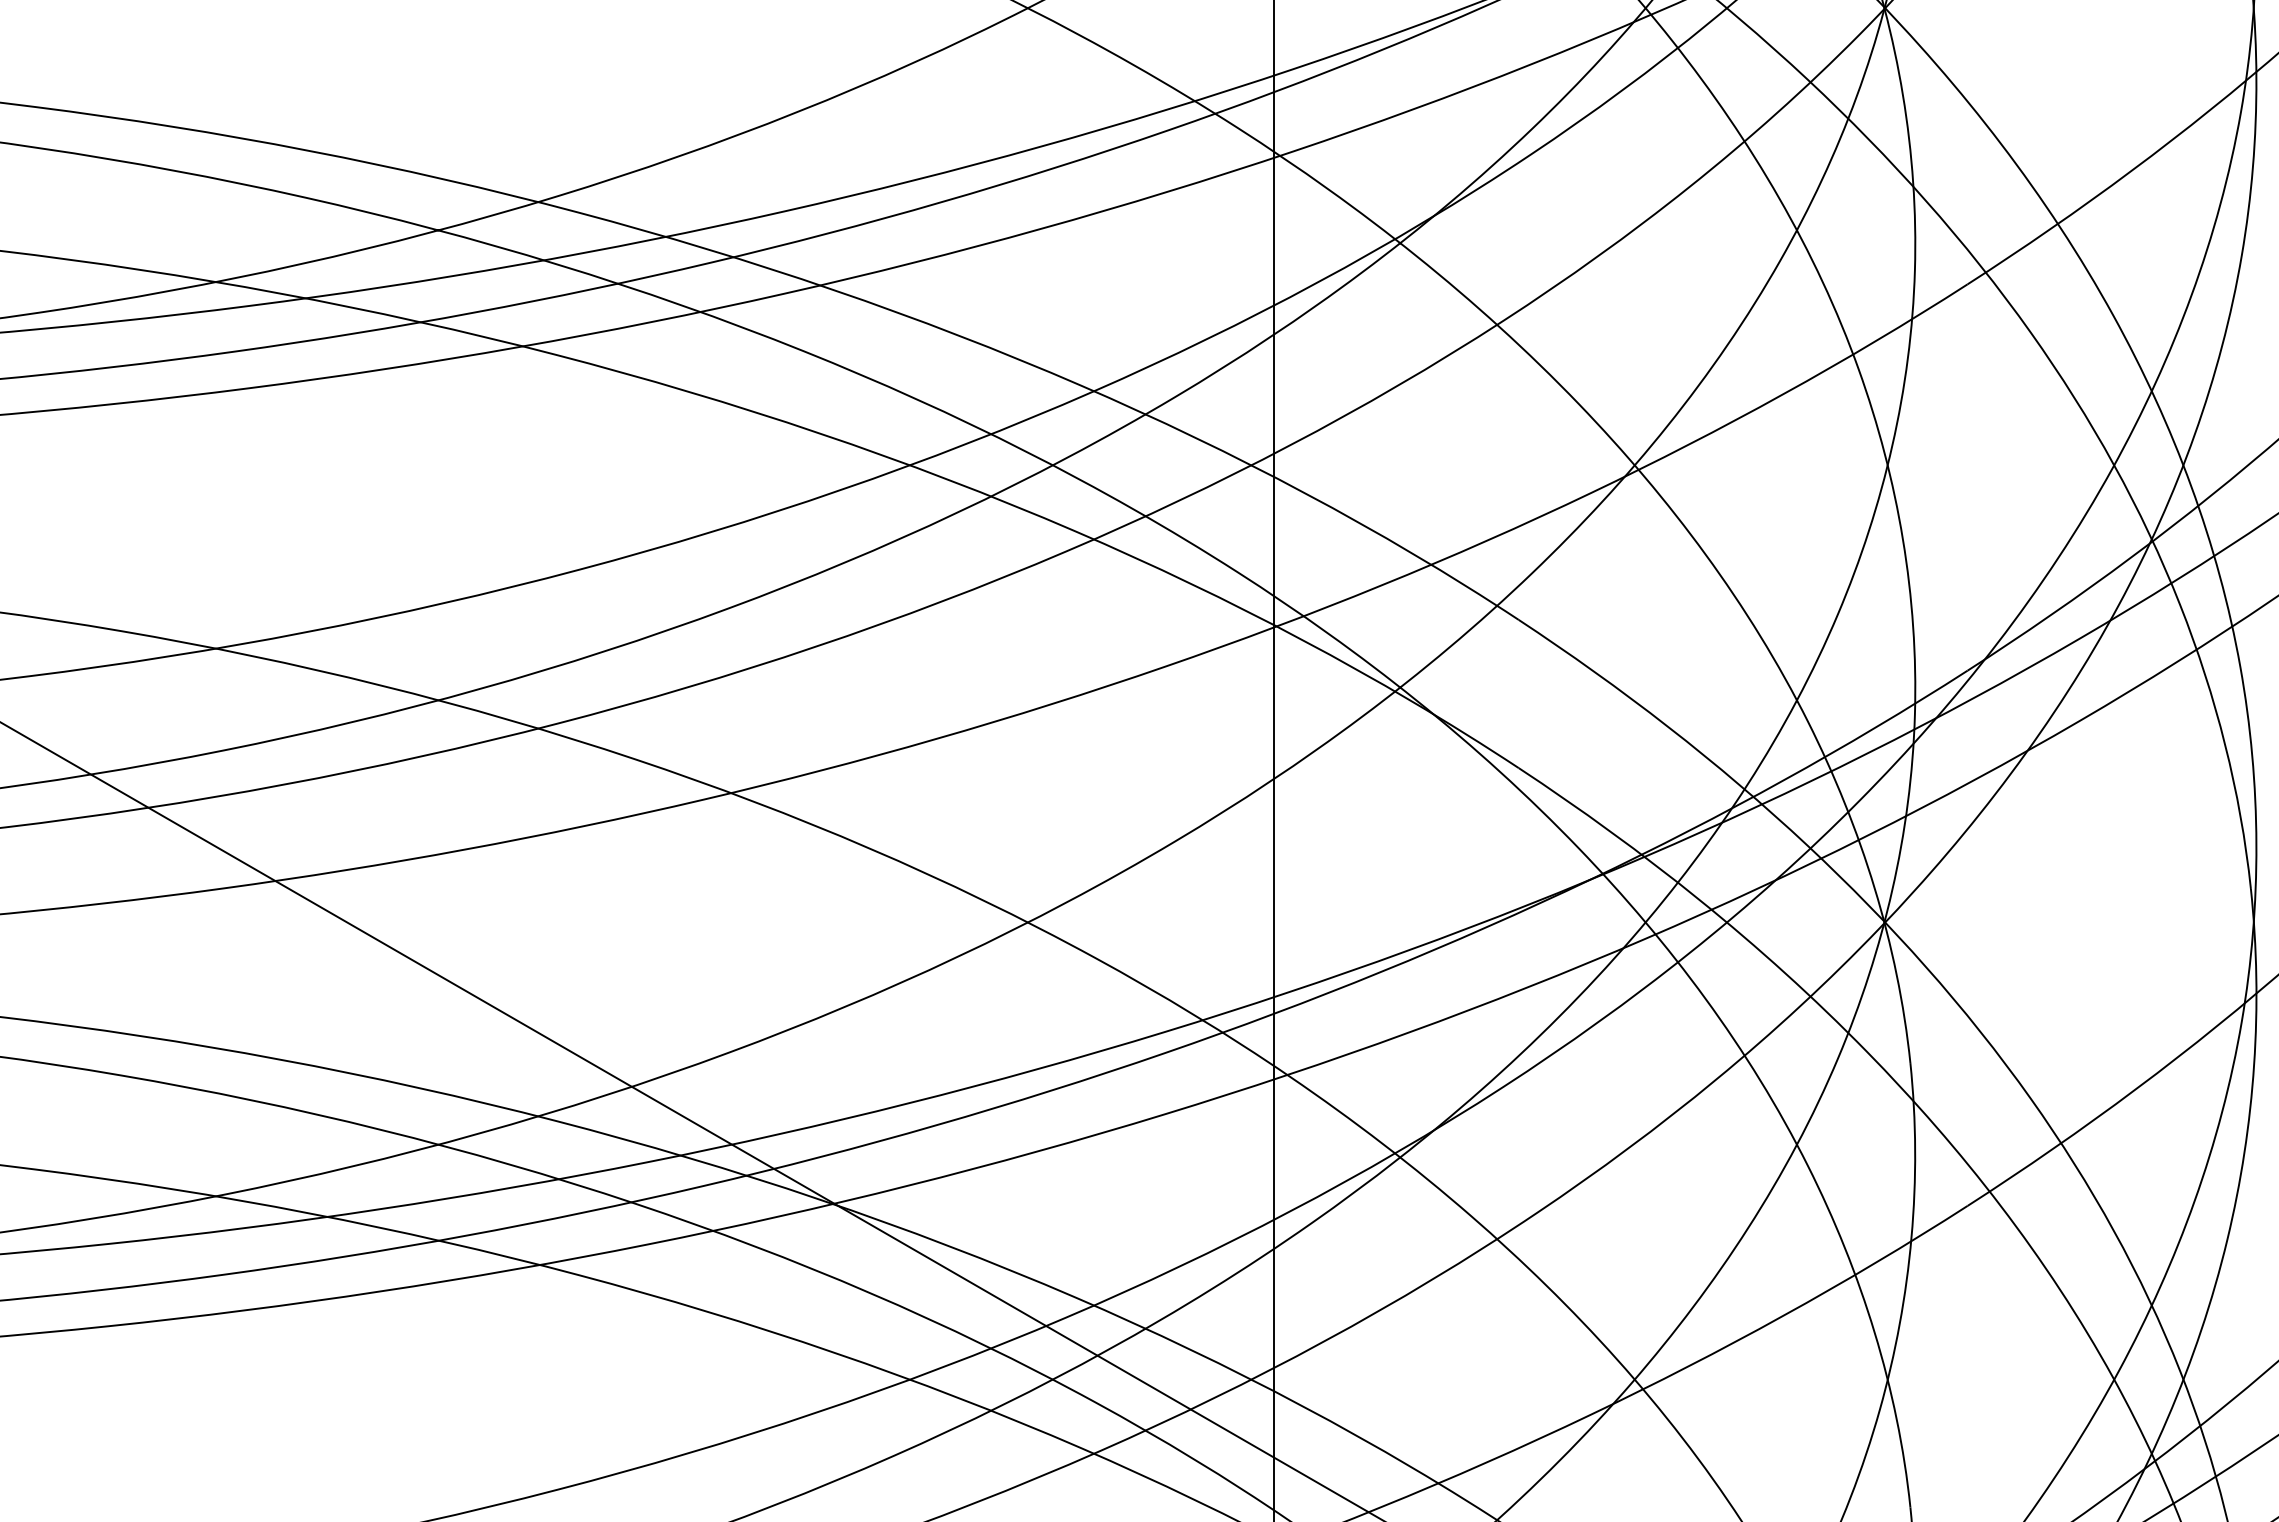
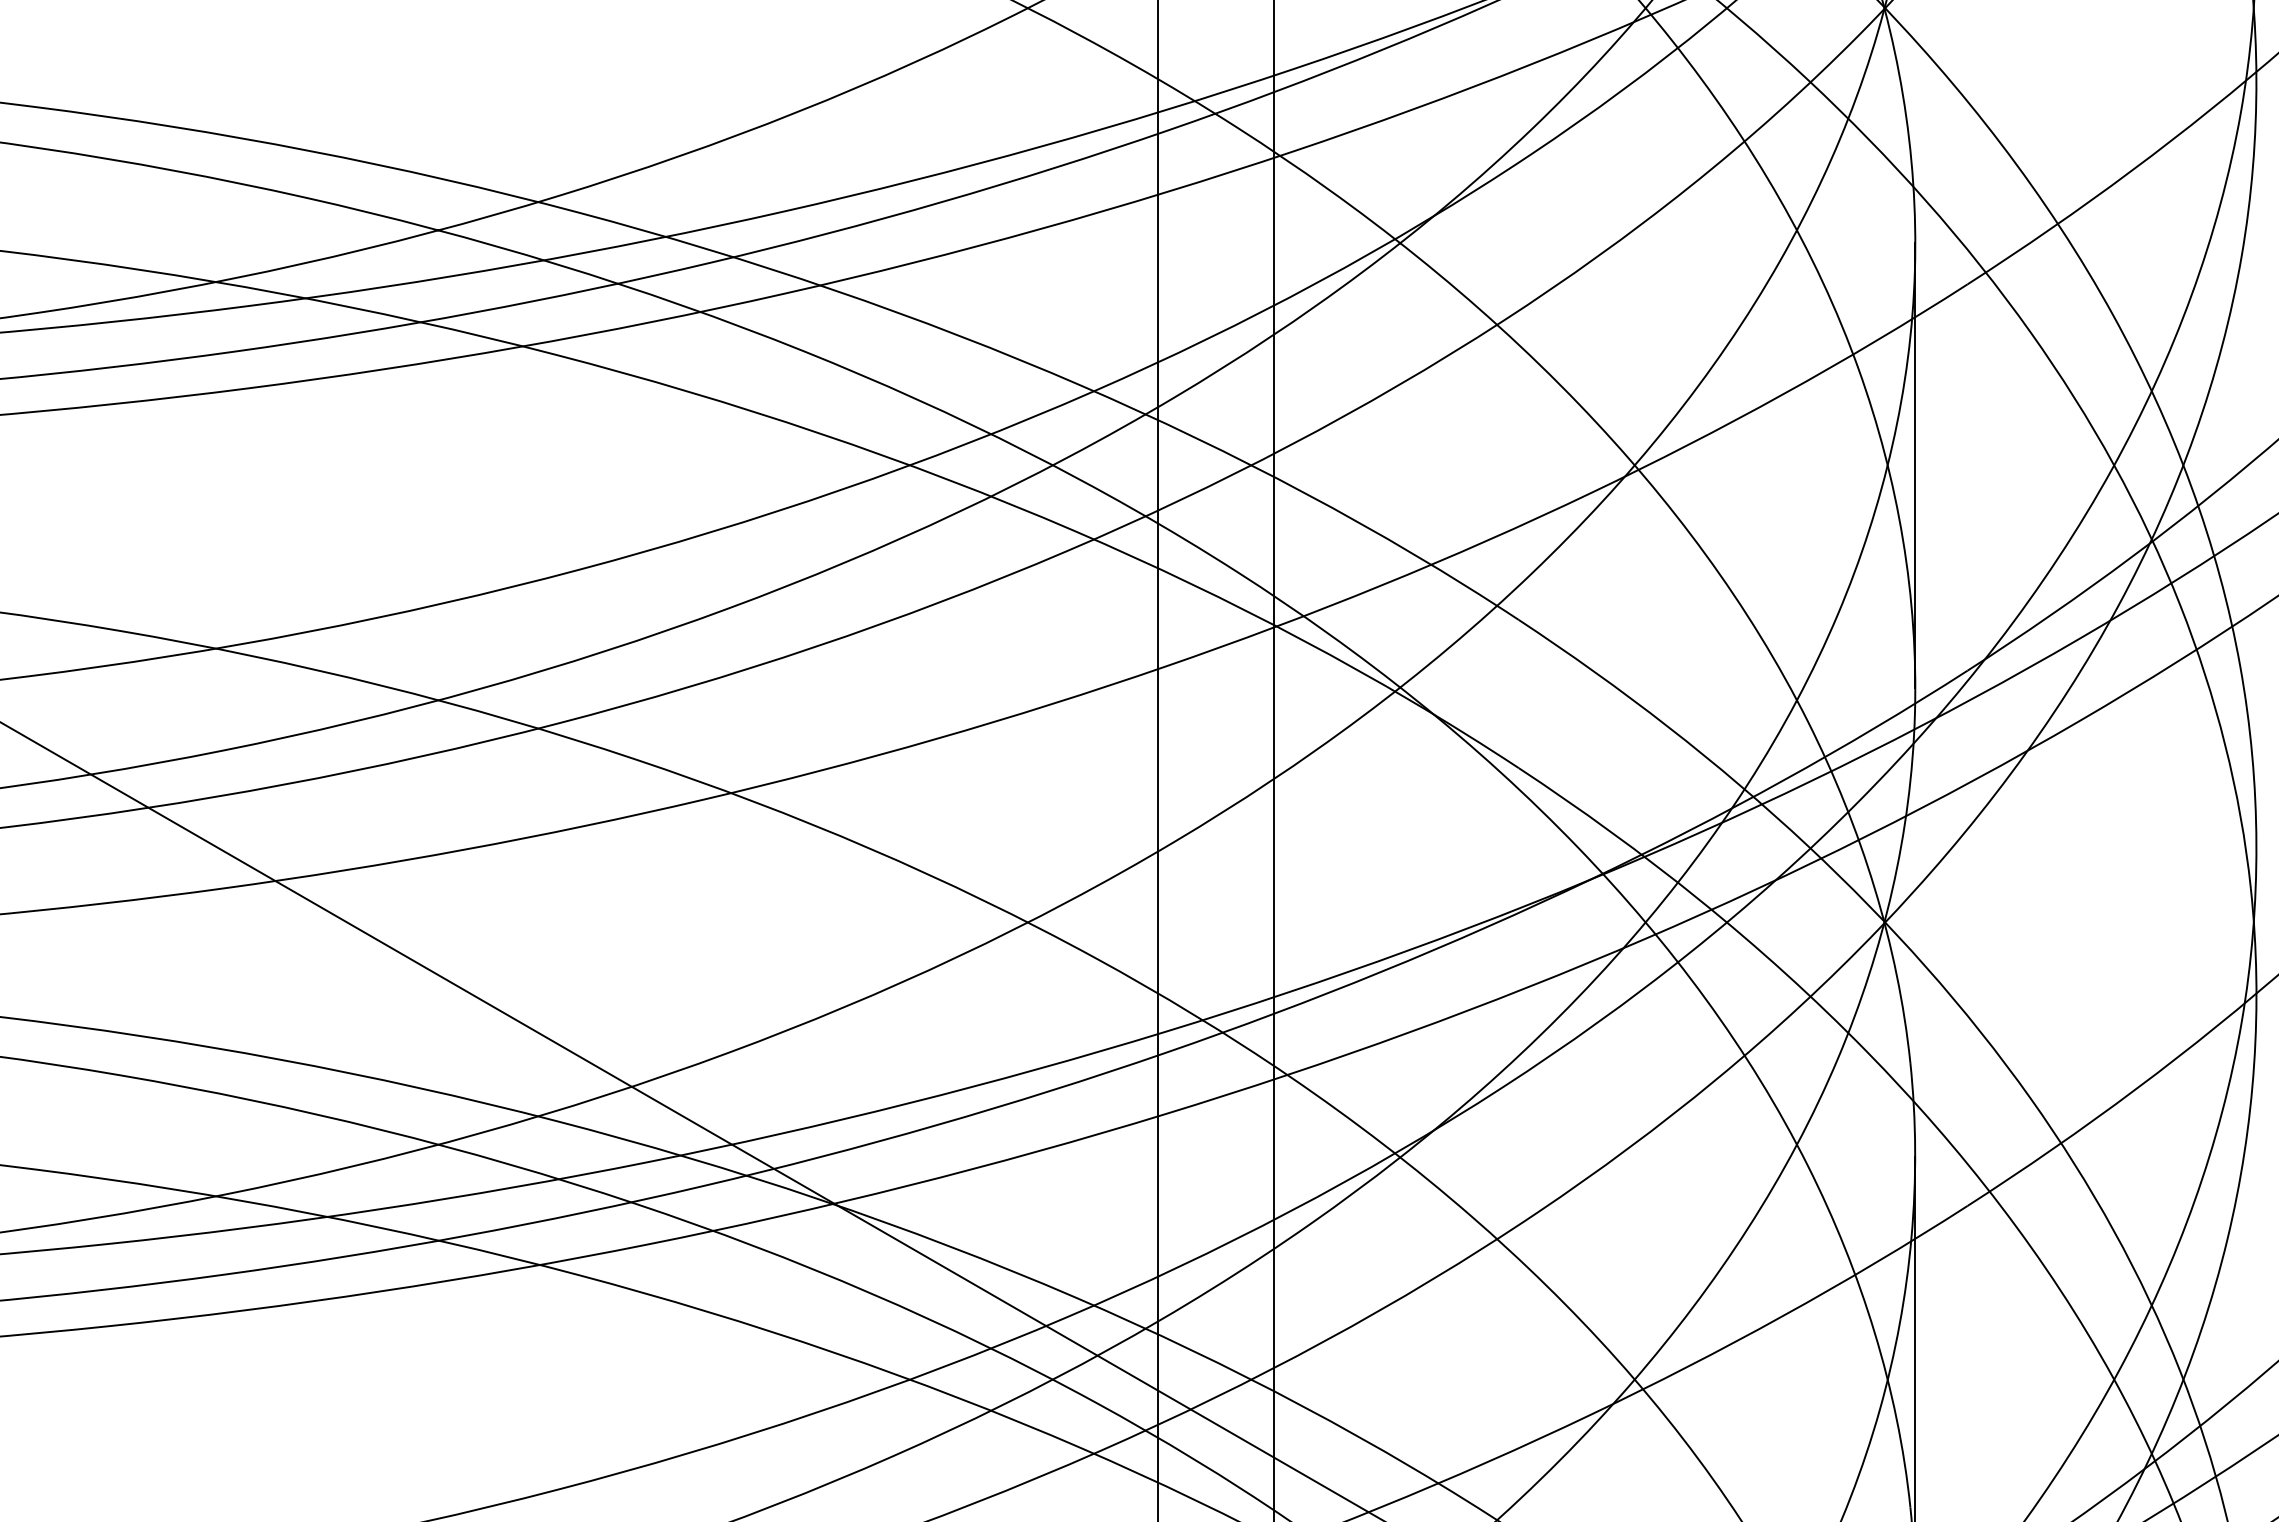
line: none -> present (1915, 465)
line: none -> present (1157, 760)
line: none -> present (1915, 1337)
